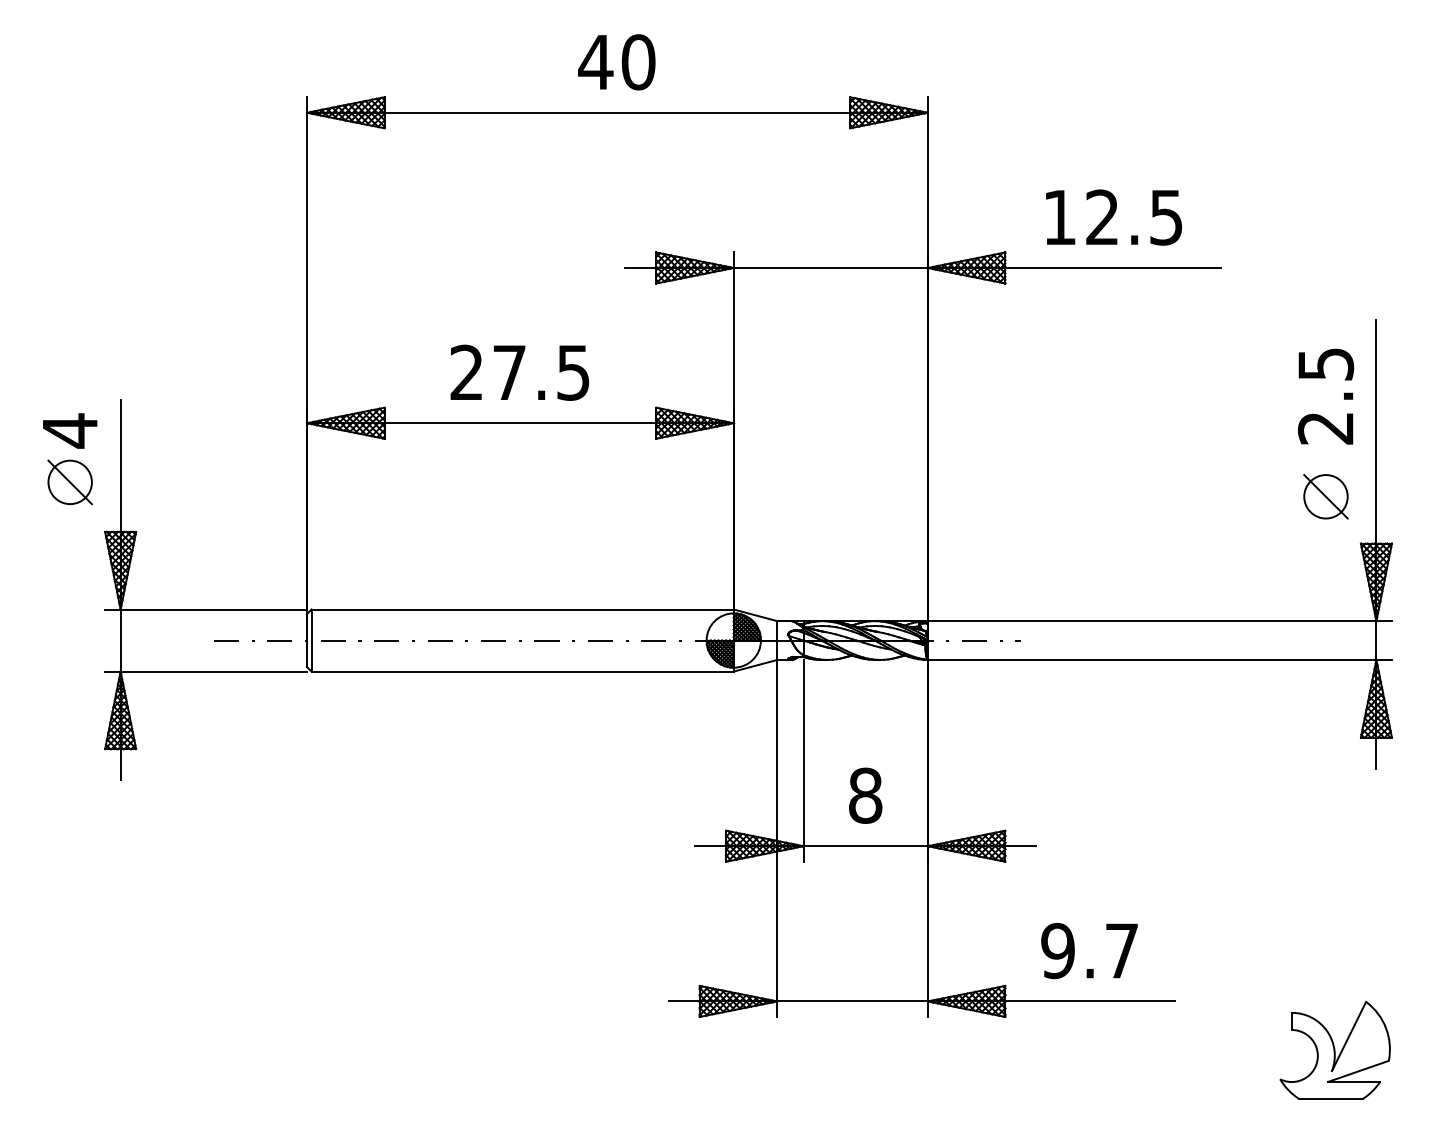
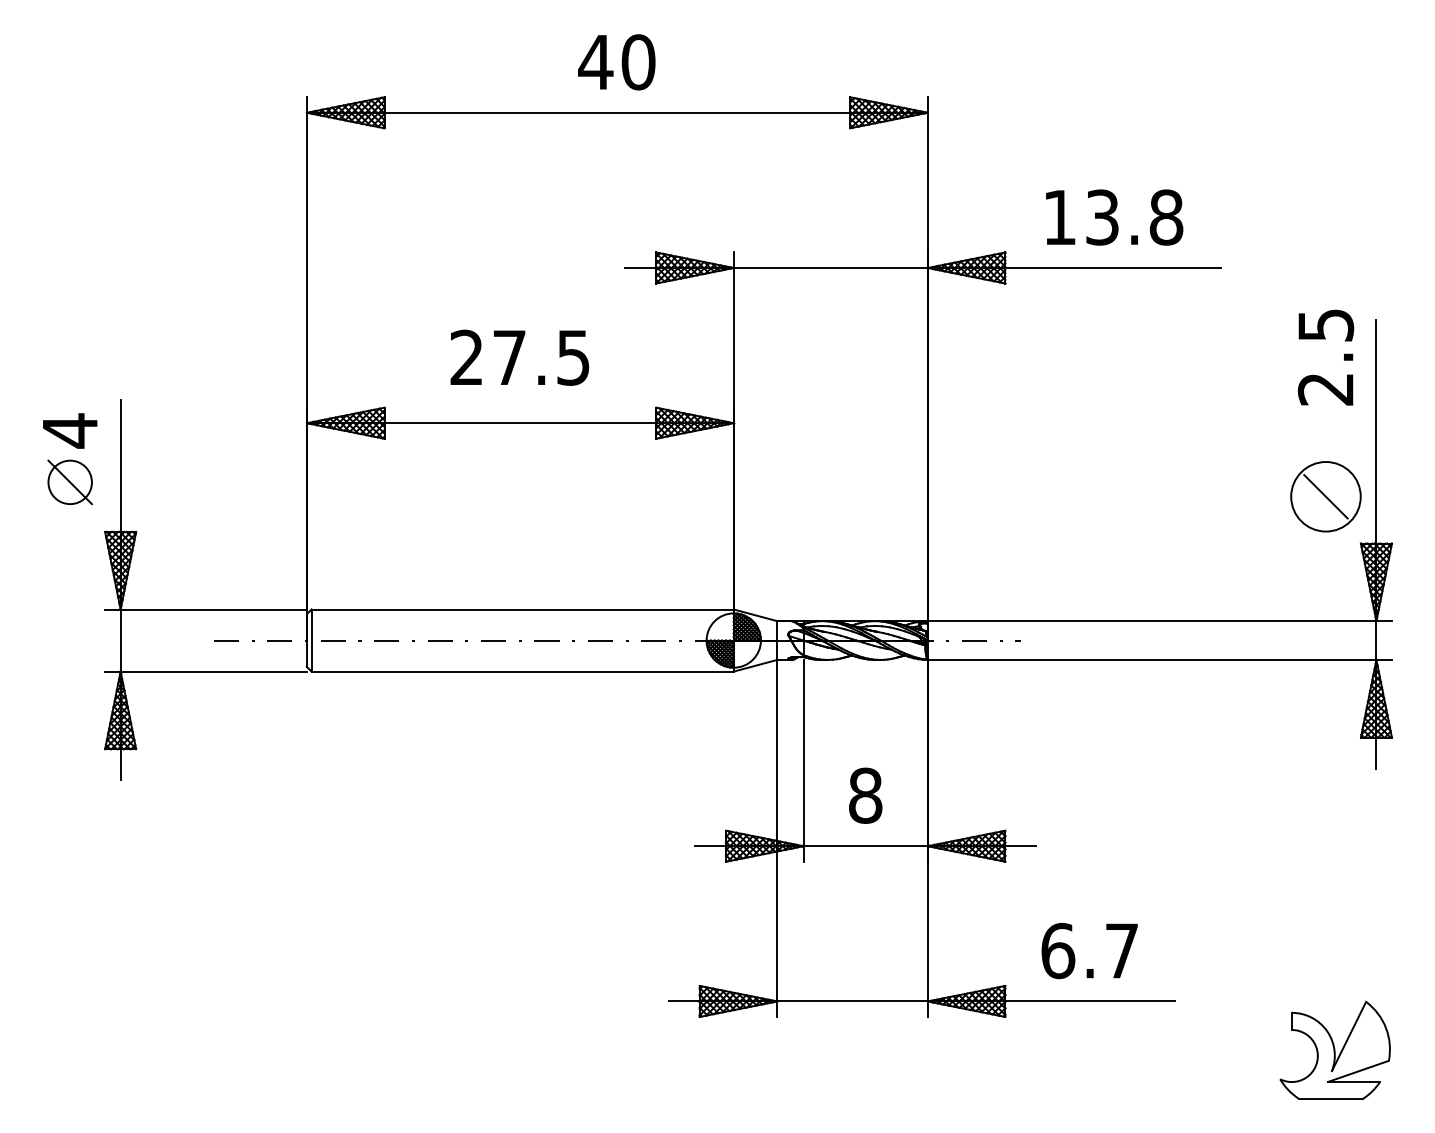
text: 12.5 -> 13.8 (1134, 217)
text position: (519, 372) -> (519, 357) (519, 357)
text position: (1325, 396) -> (1325, 357) (1325, 357)
circle diameter: 43 px -> 70 px (1325, 496)
text: 9.7 -> 6.7 (1058, 950)
